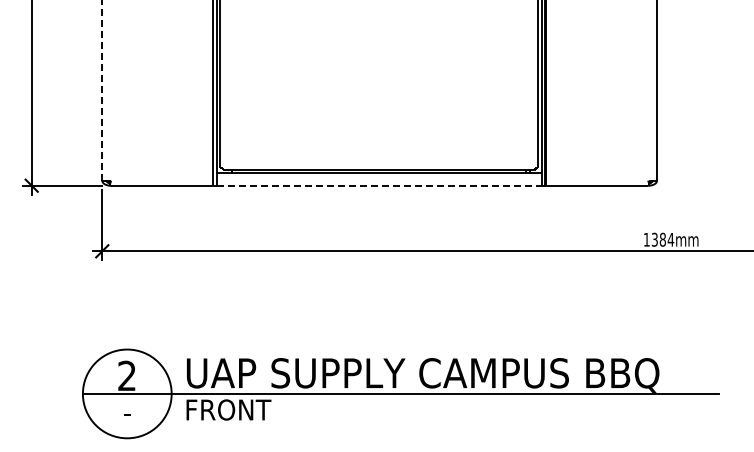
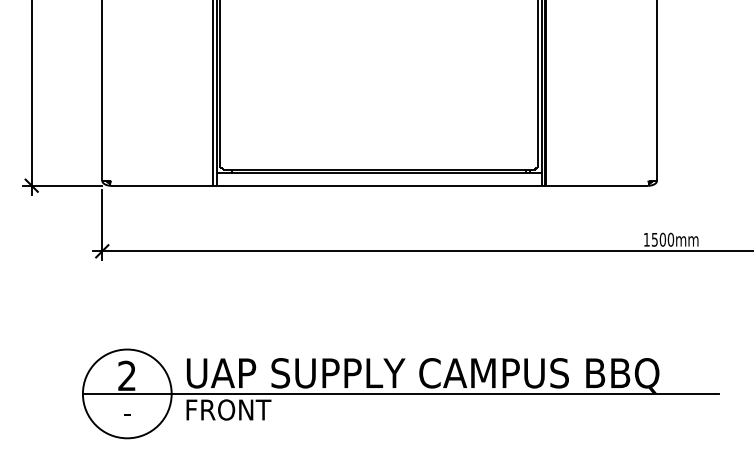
line: dashed -> solid (102, 90)
line: dashed -> solid (379, 185)
text: 1384mm -> 1500mm (663, 239)
